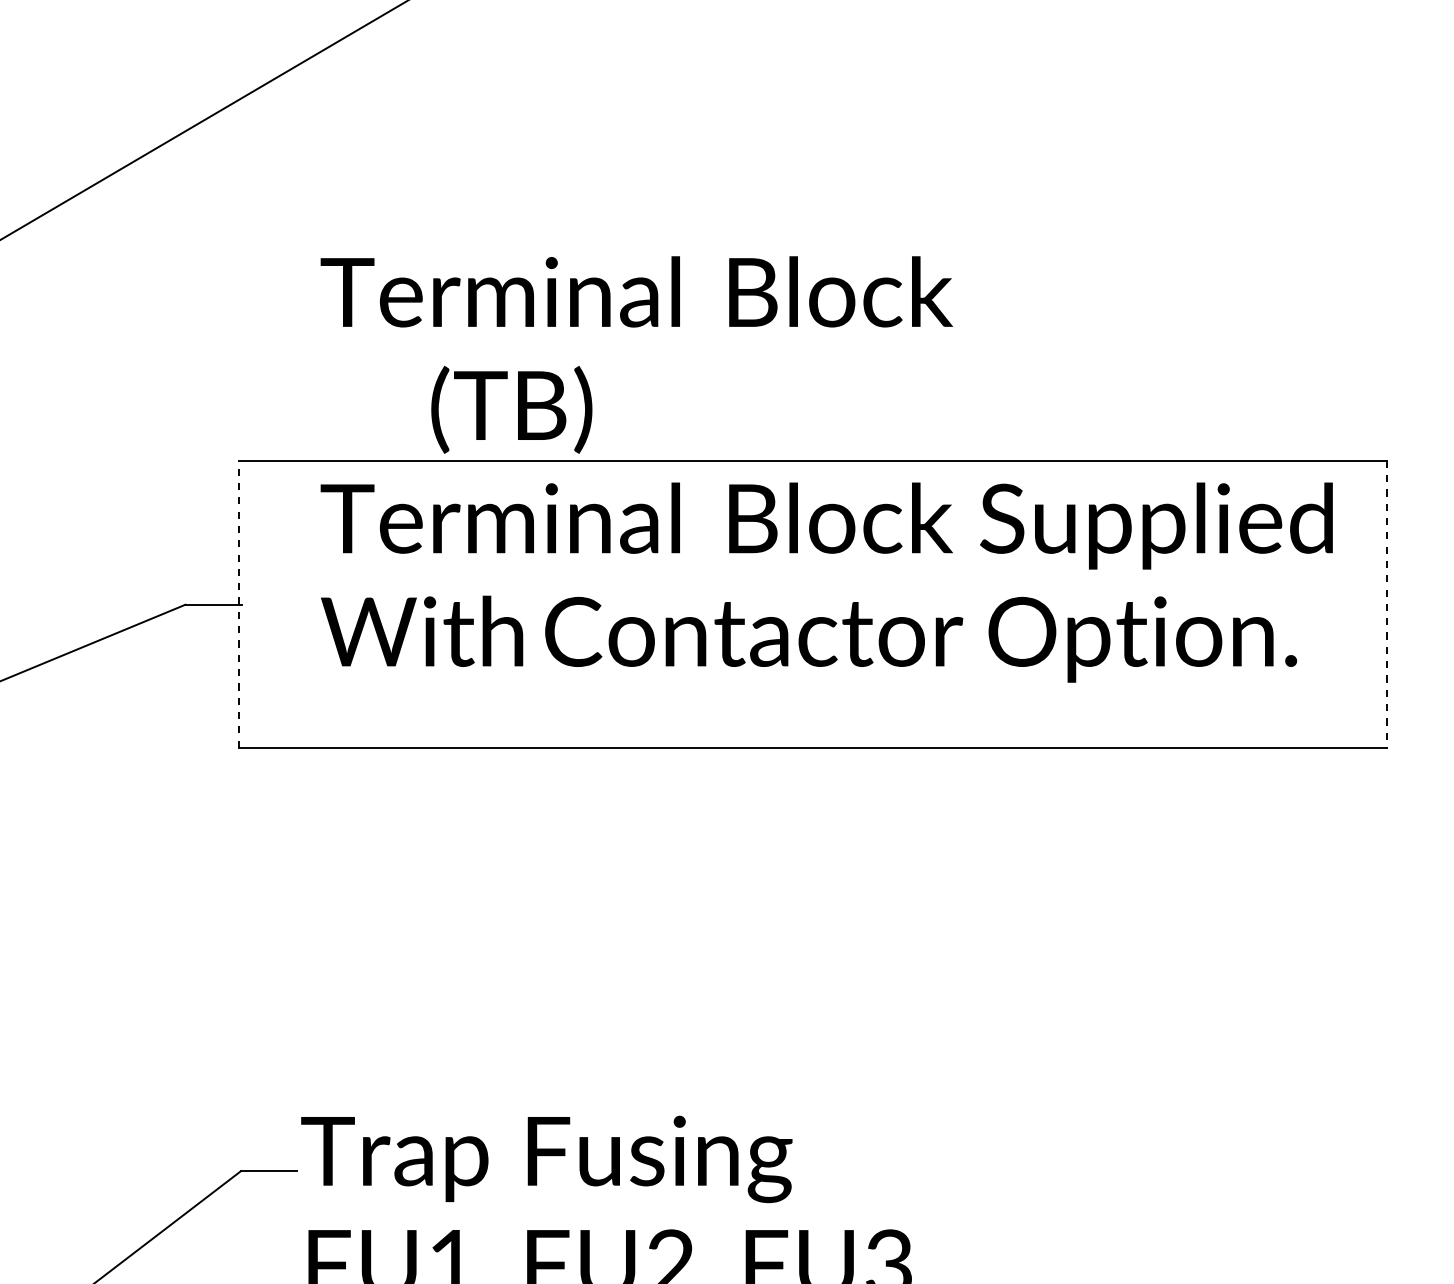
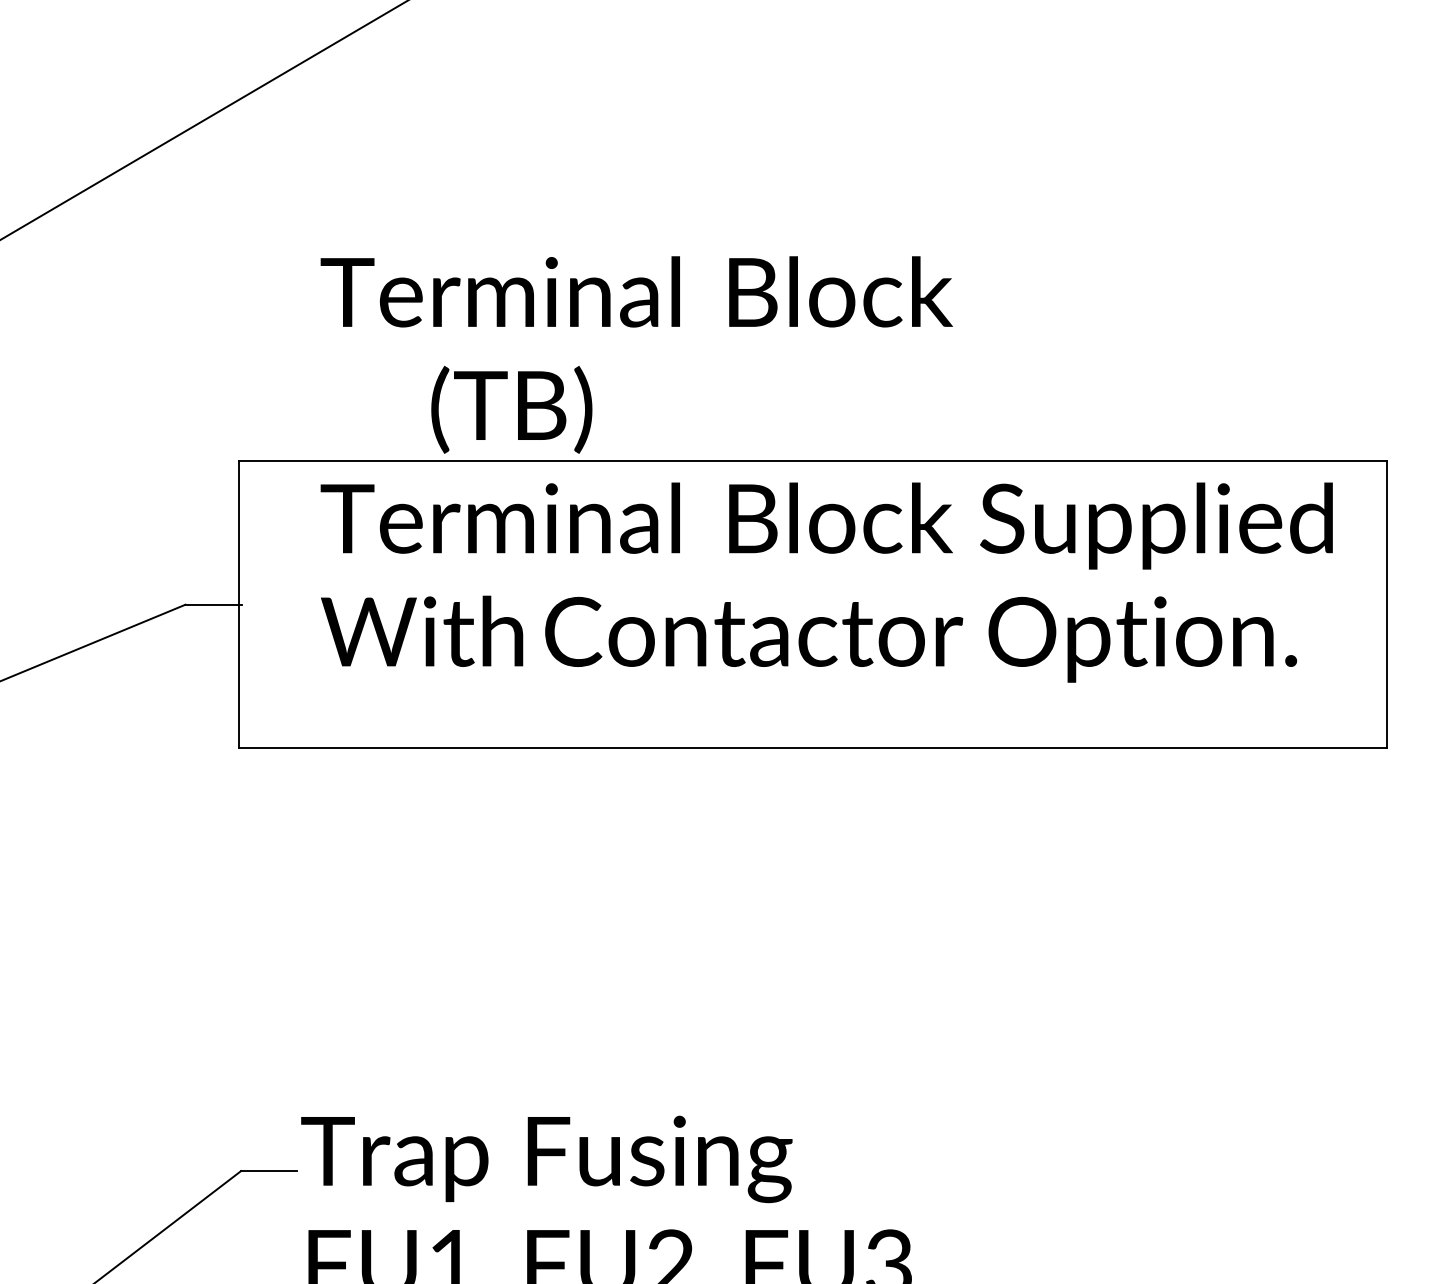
line: dashed -> solid (239, 604)
line: dashed -> solid (1387, 604)
